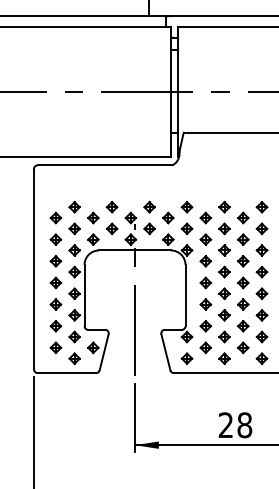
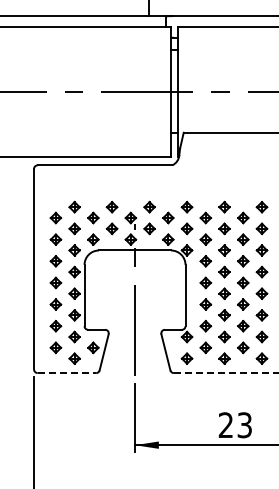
line: solid -> dashed (67, 373)
line: solid -> dashed (226, 373)
text: 28 -> 23 (244, 425)
